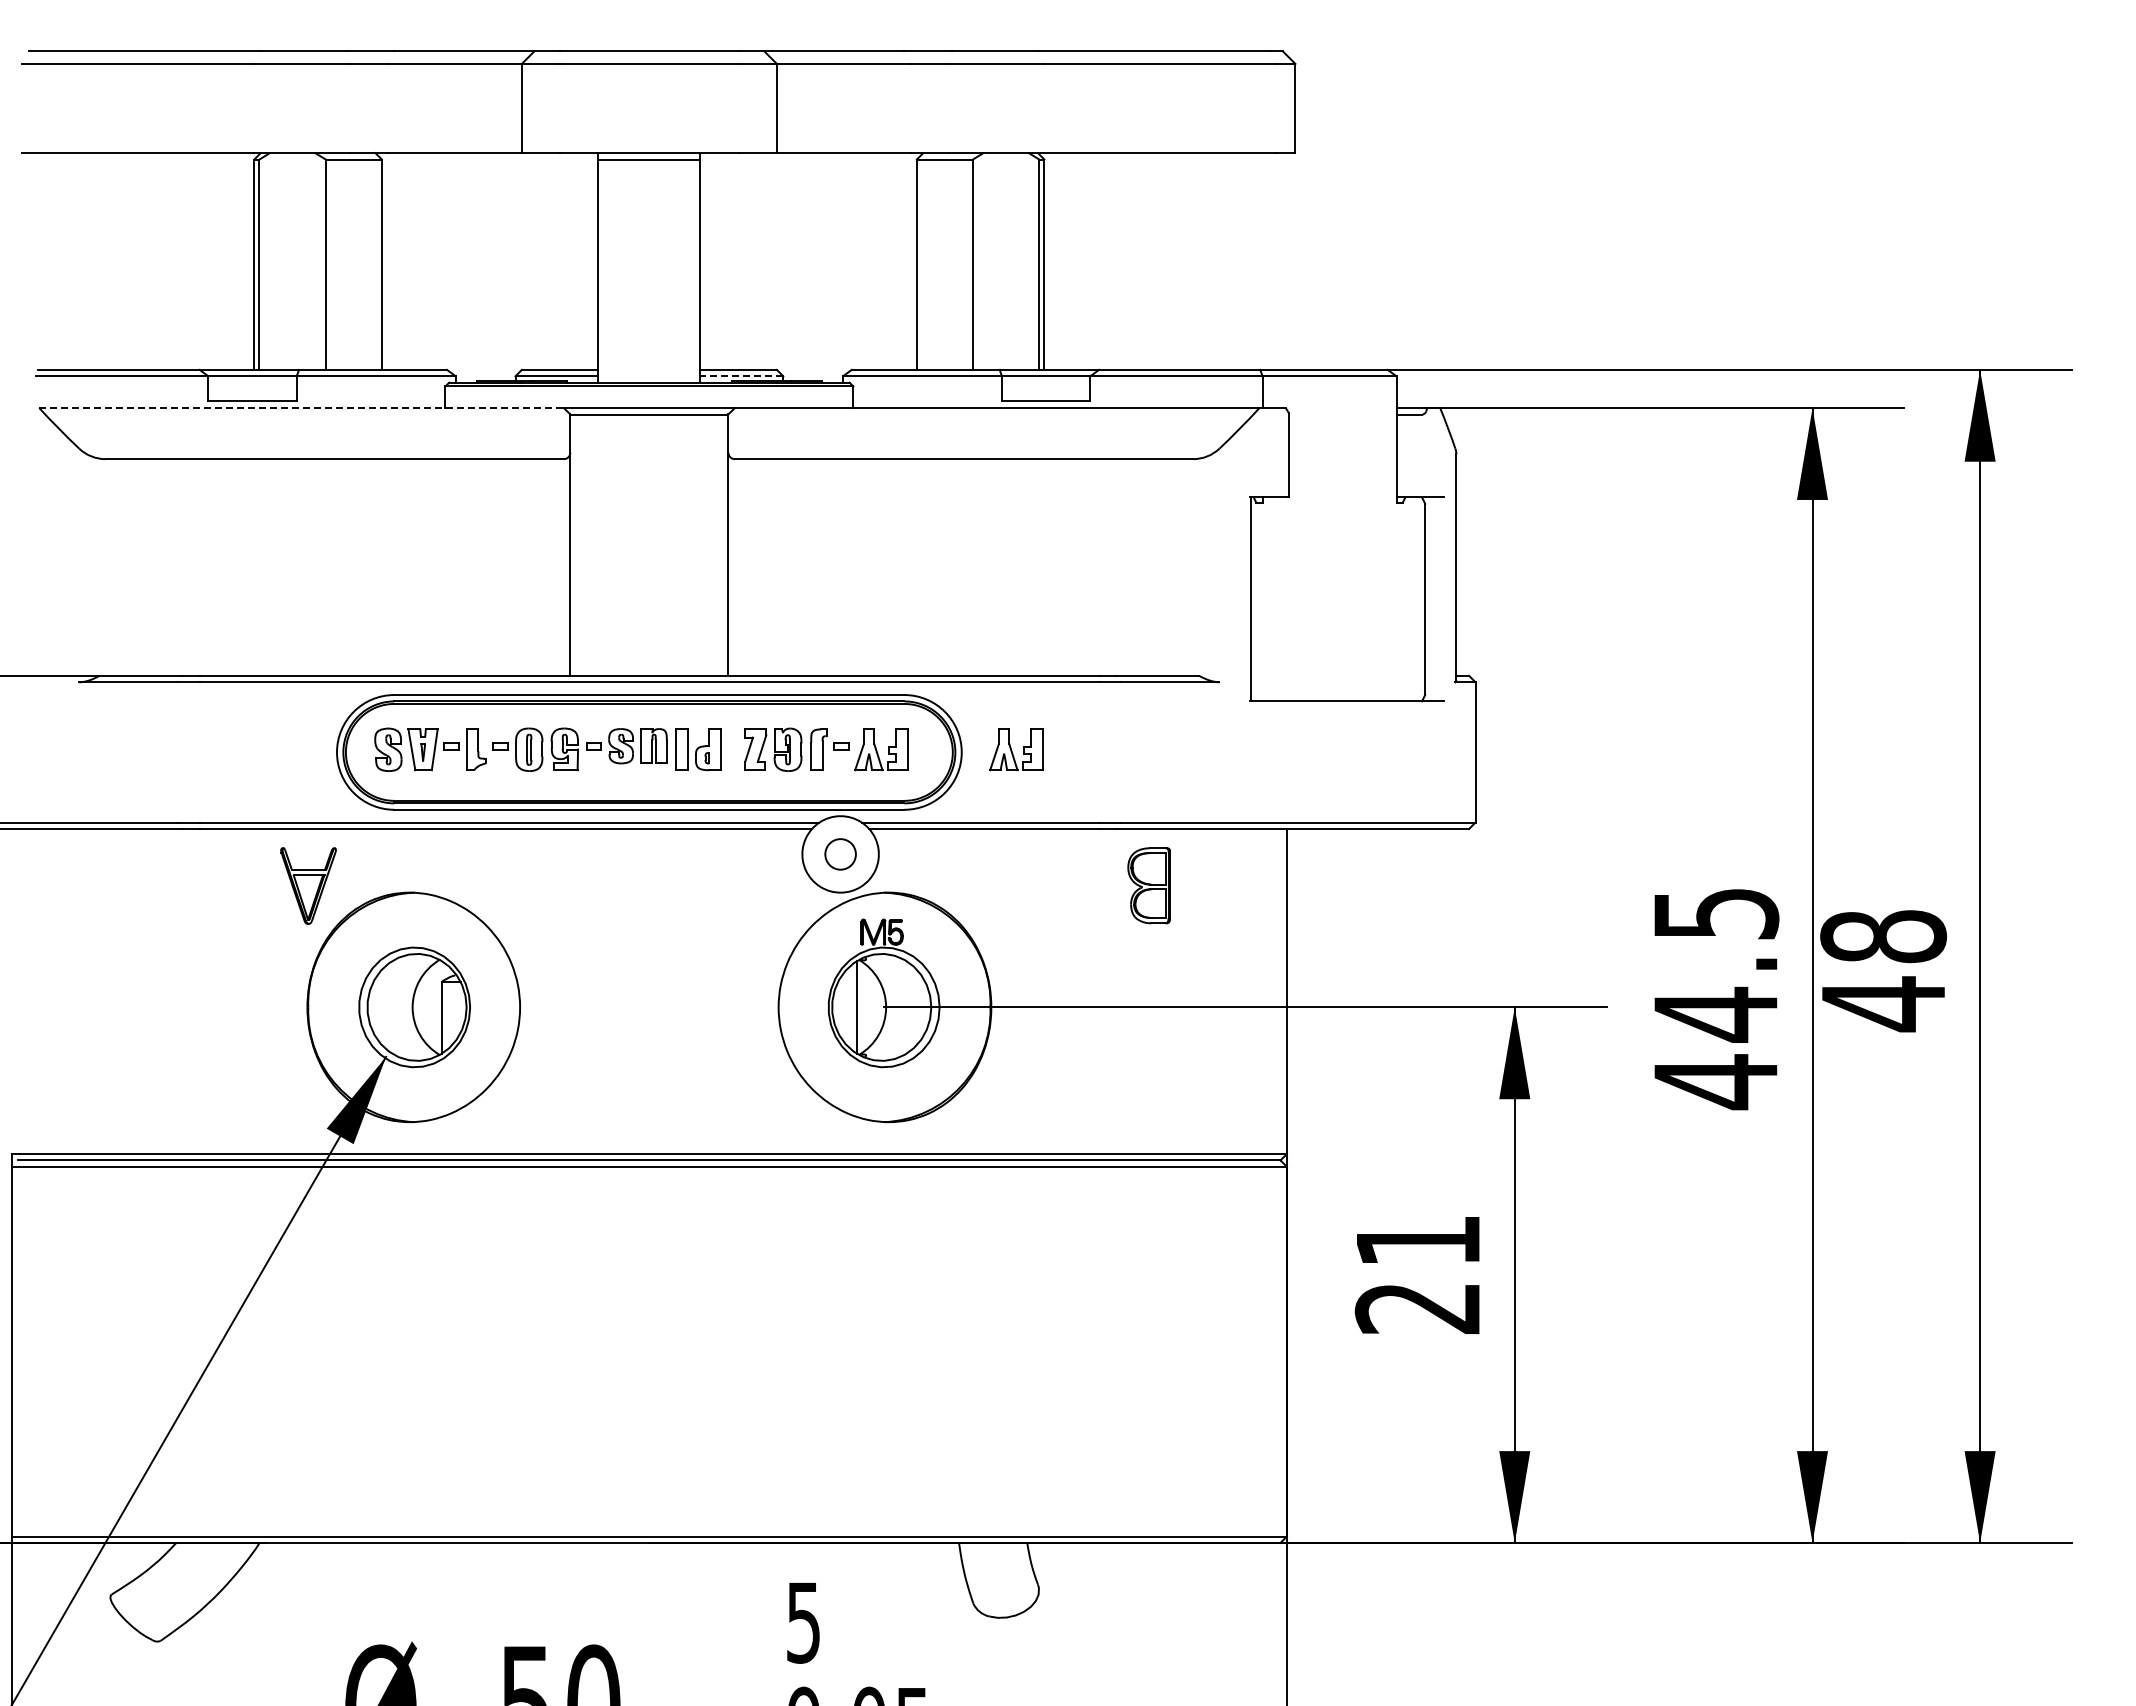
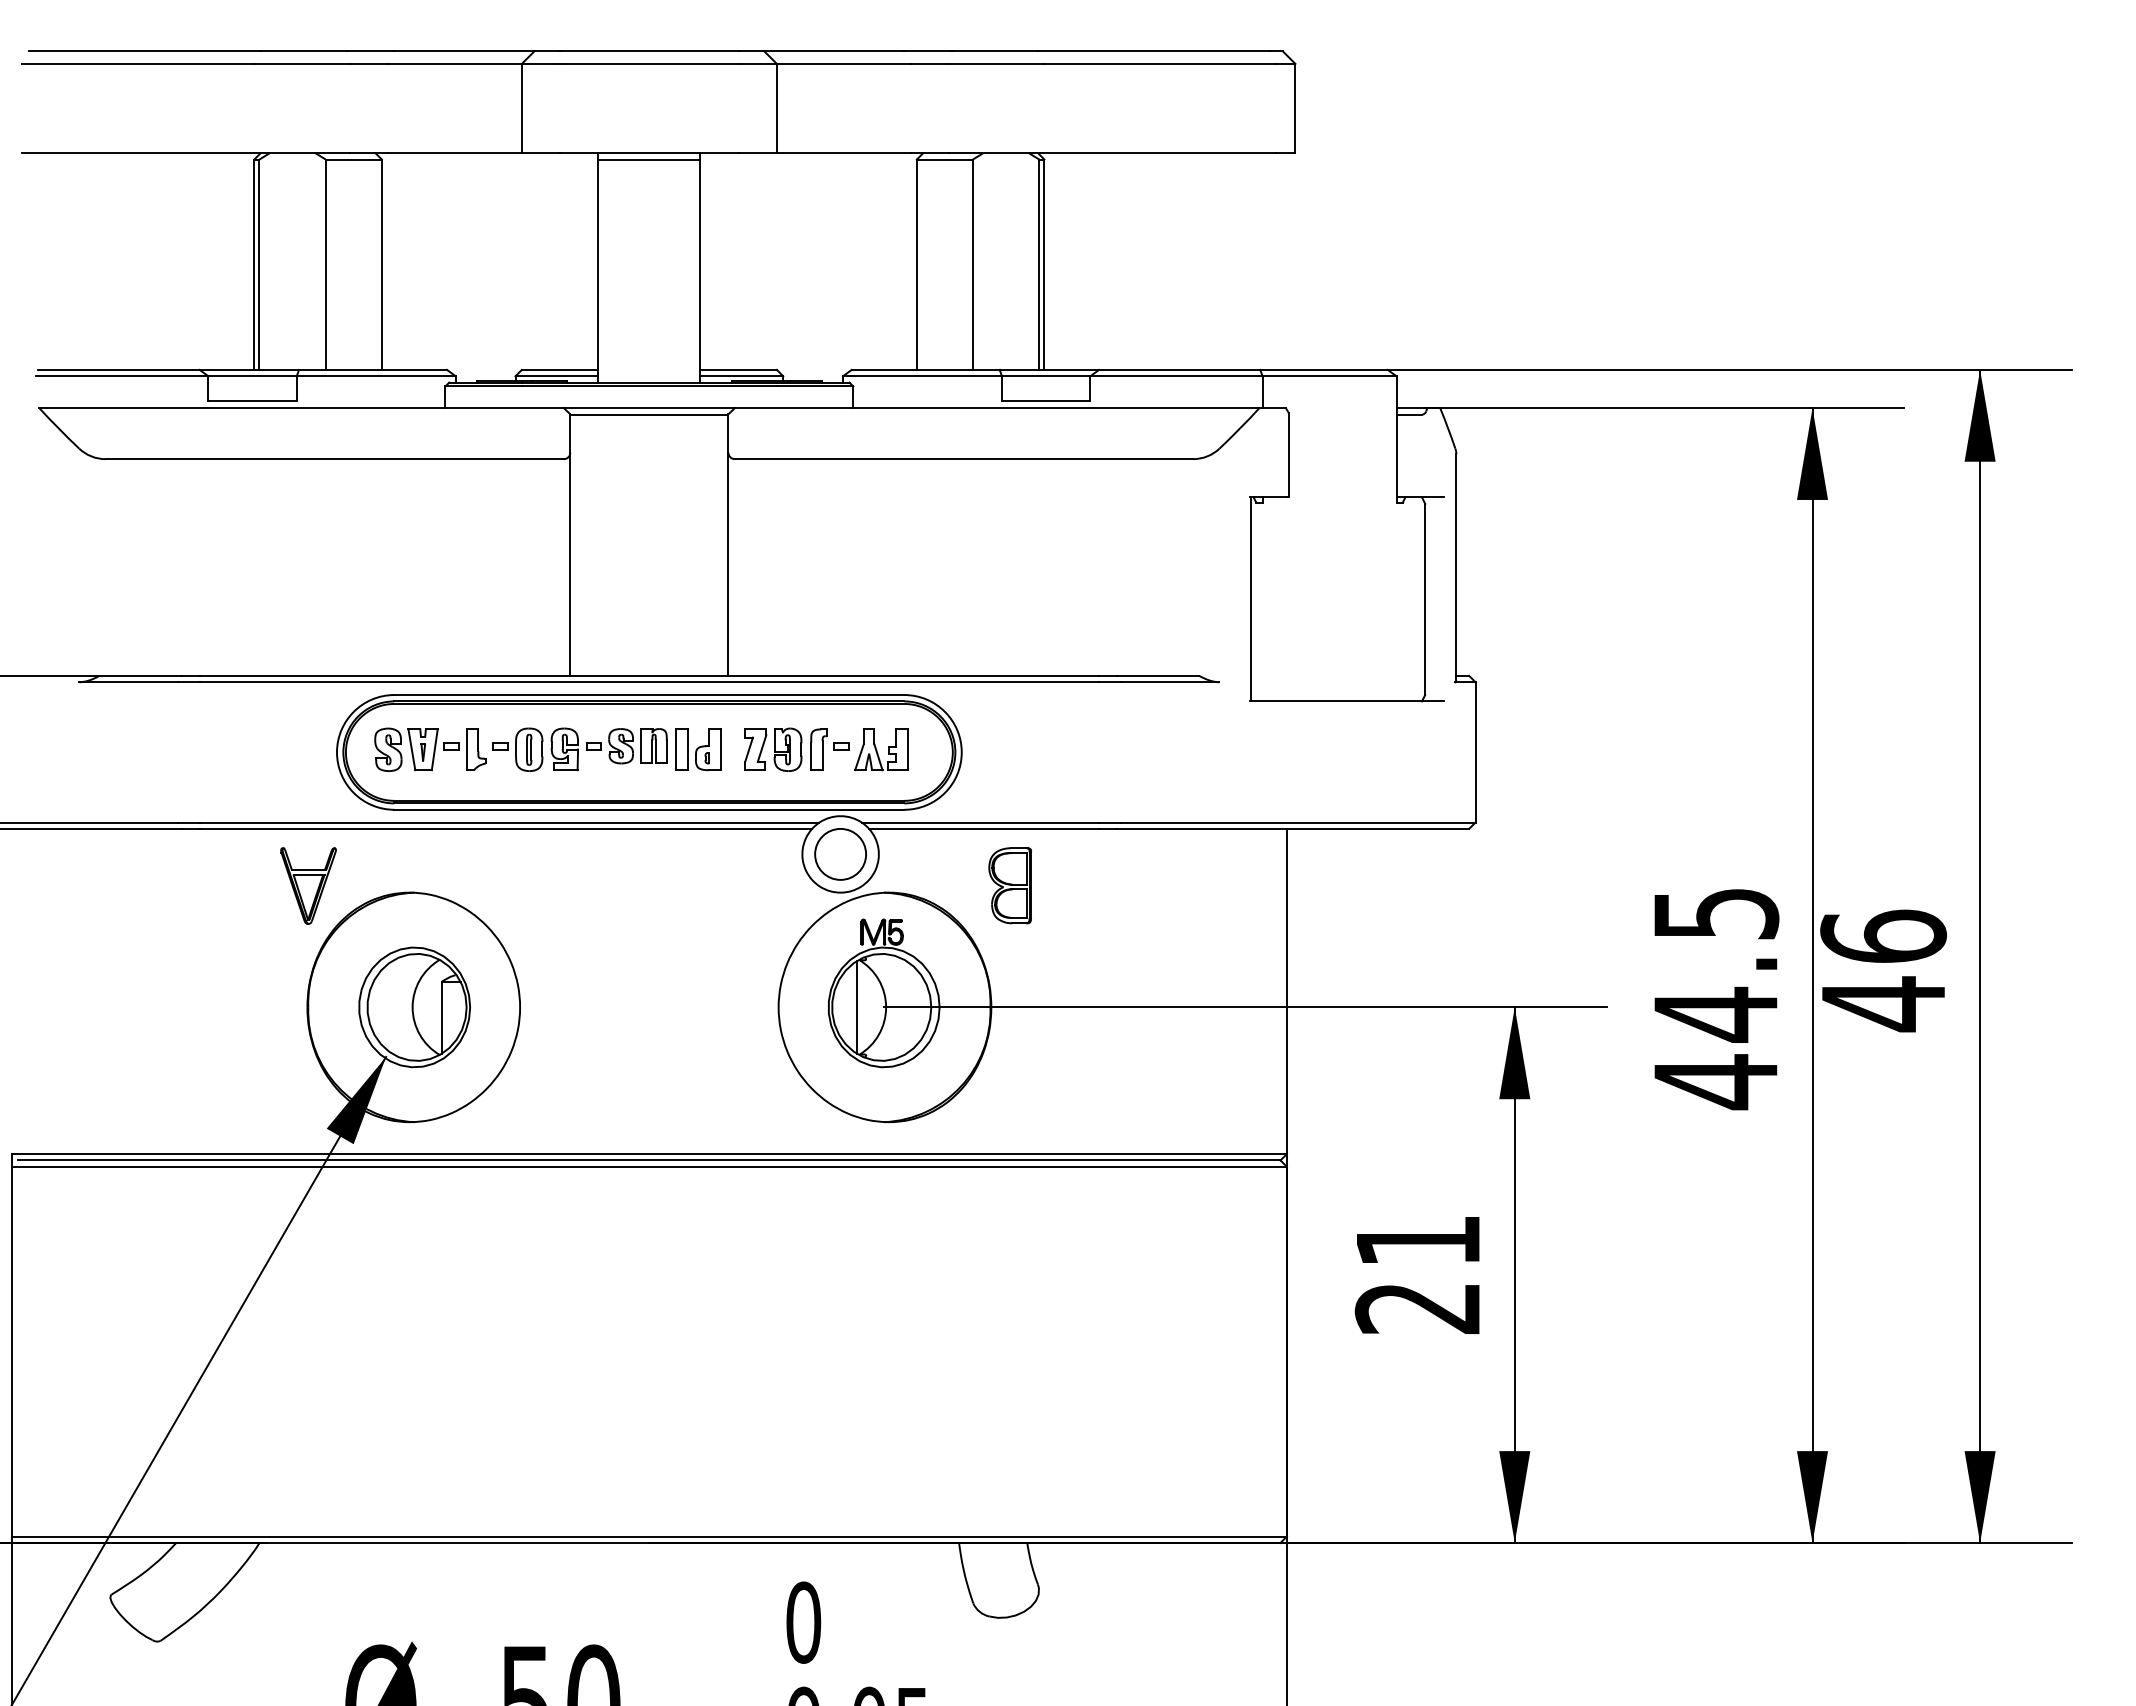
line: dashed -> solid (741, 376)
line: dashed -> solid (302, 408)
part: present -> none (1016, 749)
circle diameter: 31 px -> 51 px (840, 853)
part position: (1149, 885) -> (1010, 885) (1010, 885)
text: 48 -> 46 (1883, 936)
text: 5 -> 0 (803, 1622)
